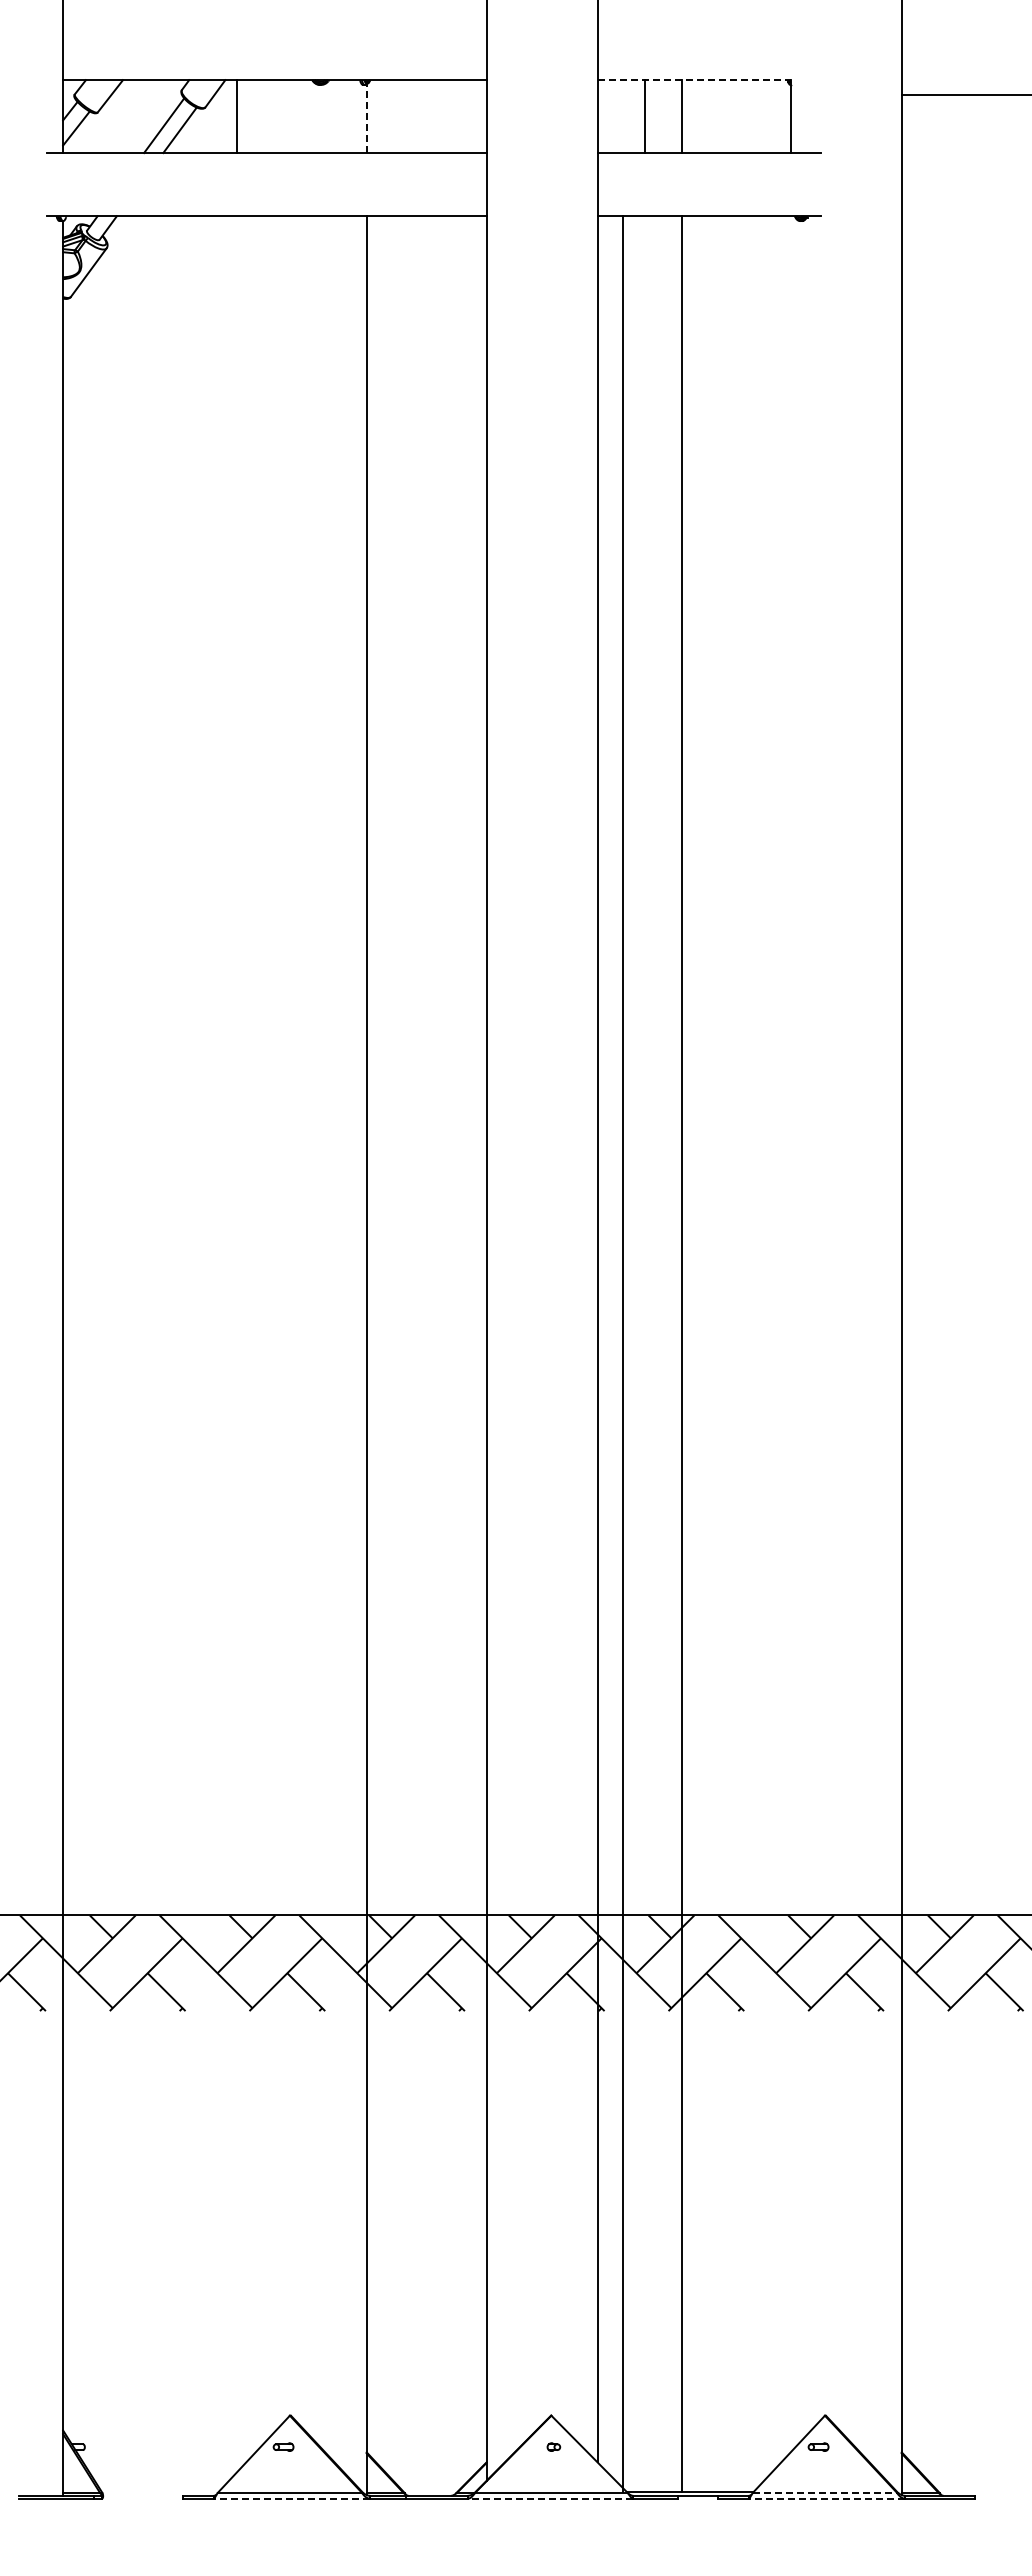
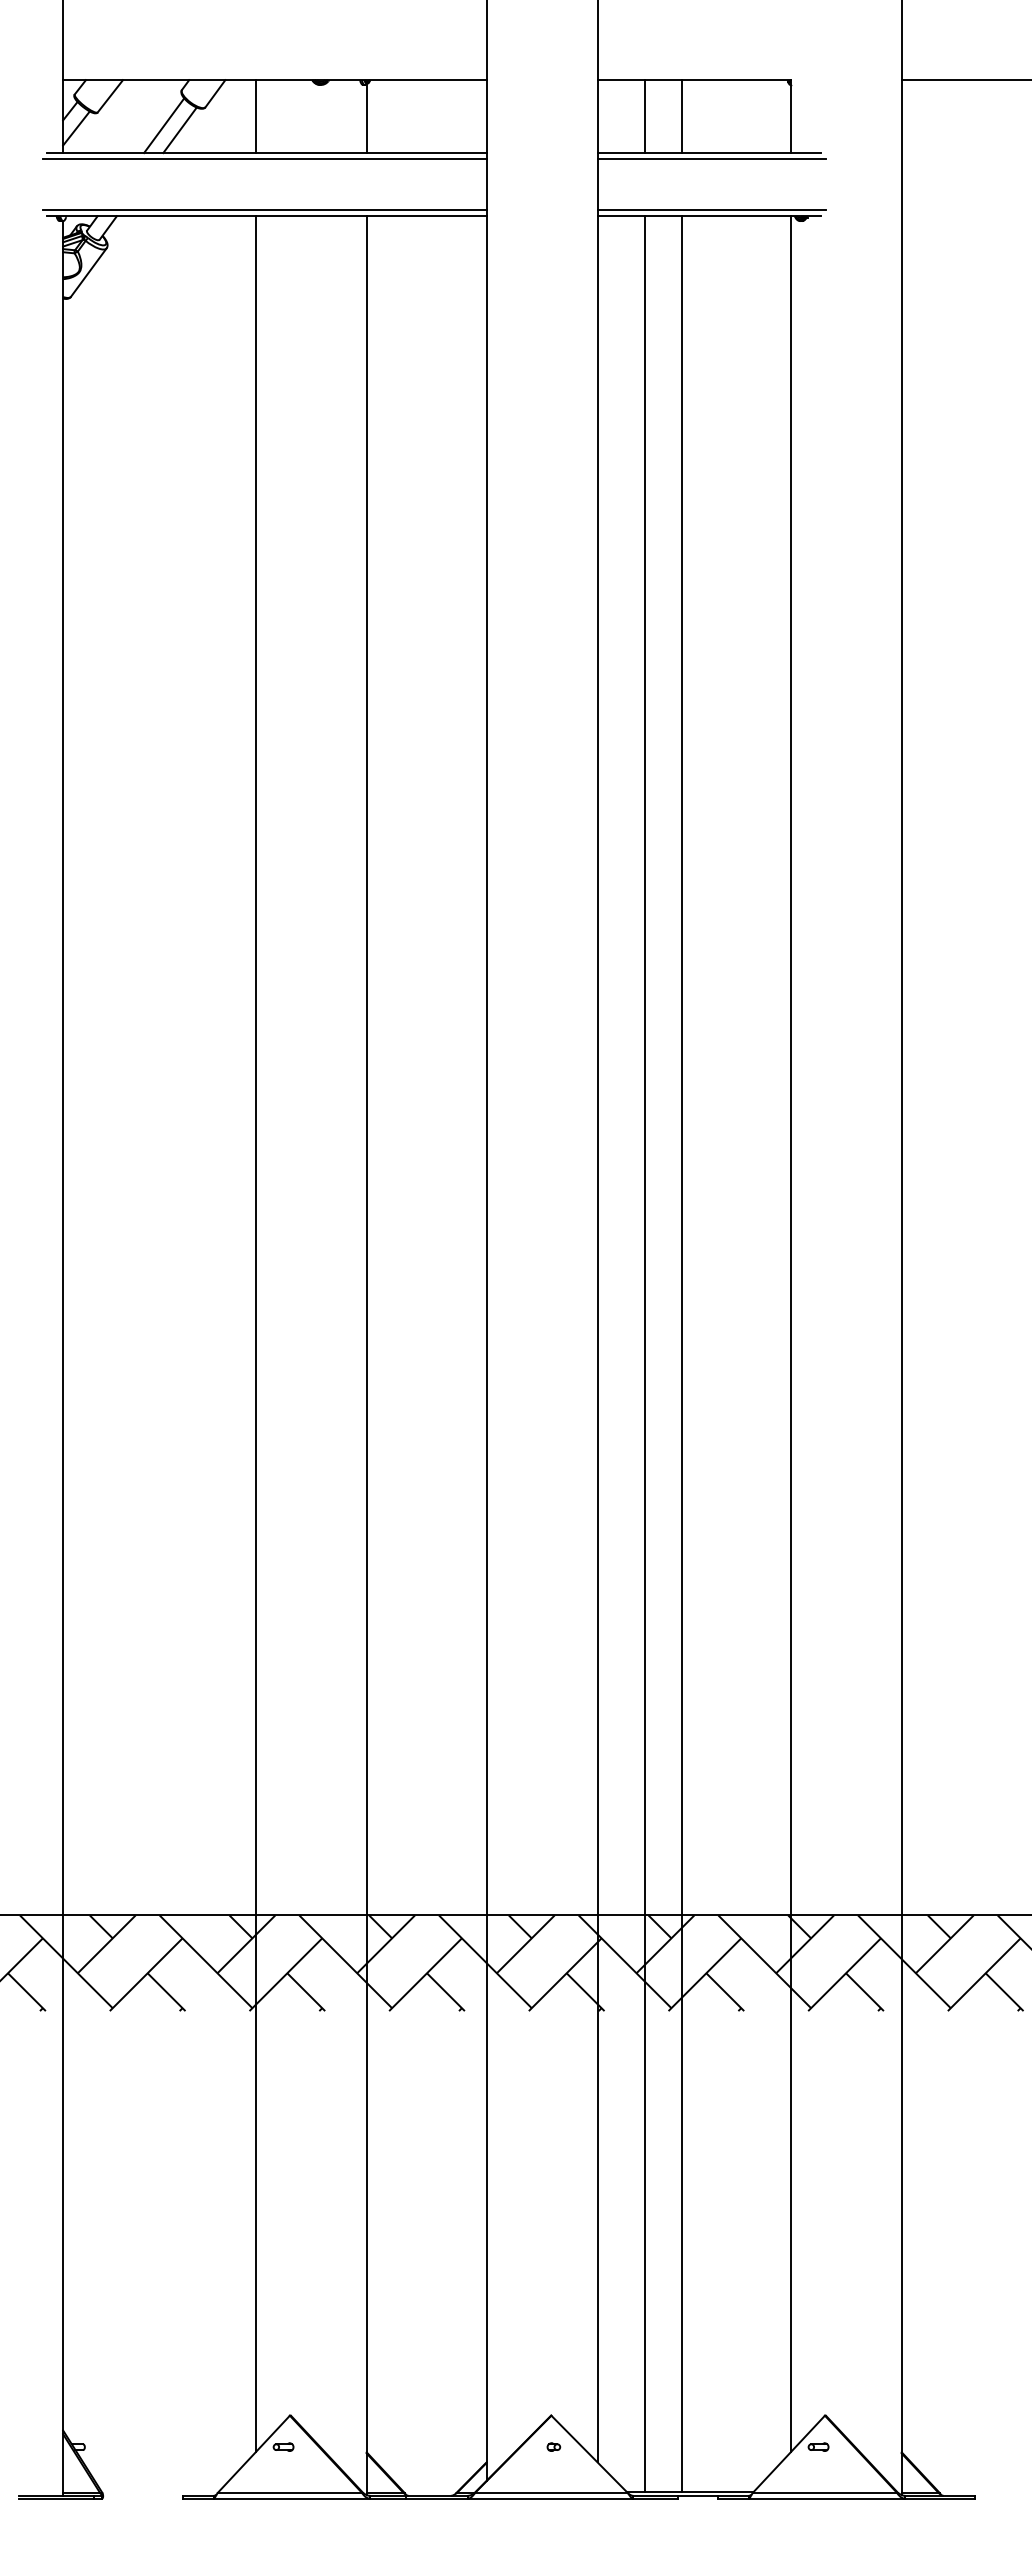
line: dashed -> solid (694, 80)
line position: (964, 95) -> (964, 80) (964, 80)
line position: (236, 116) -> (255, 116) (255, 116)
line: dashed -> solid (366, 118)
line: none -> present (264, 158)
line: none -> present (711, 158)
line: none -> present (264, 210)
line: none -> present (711, 210)
line: none -> present (255, 1334)
line: none -> present (790, 1334)
line position: (622, 1353) -> (644, 1353) (644, 1353)
line: dashed -> solid (825, 2492)
line: dashed -> solid (291, 2498)
line: dashed -> solid (550, 2498)
line: dashed -> solid (826, 2498)
